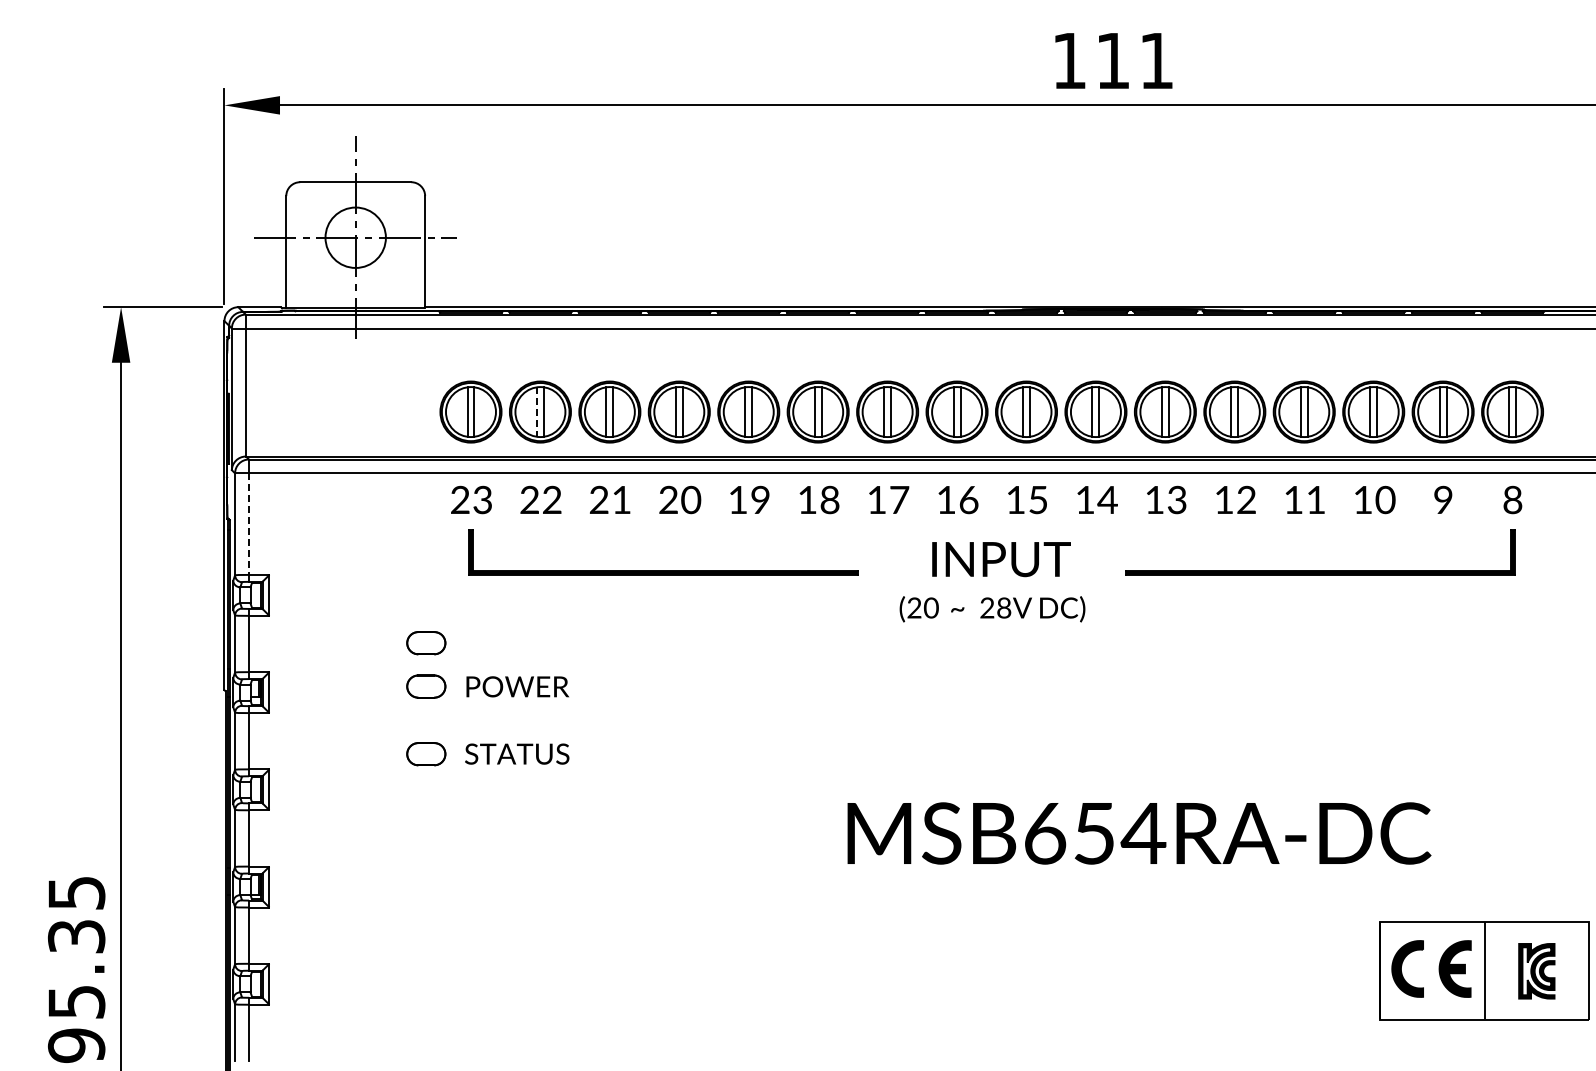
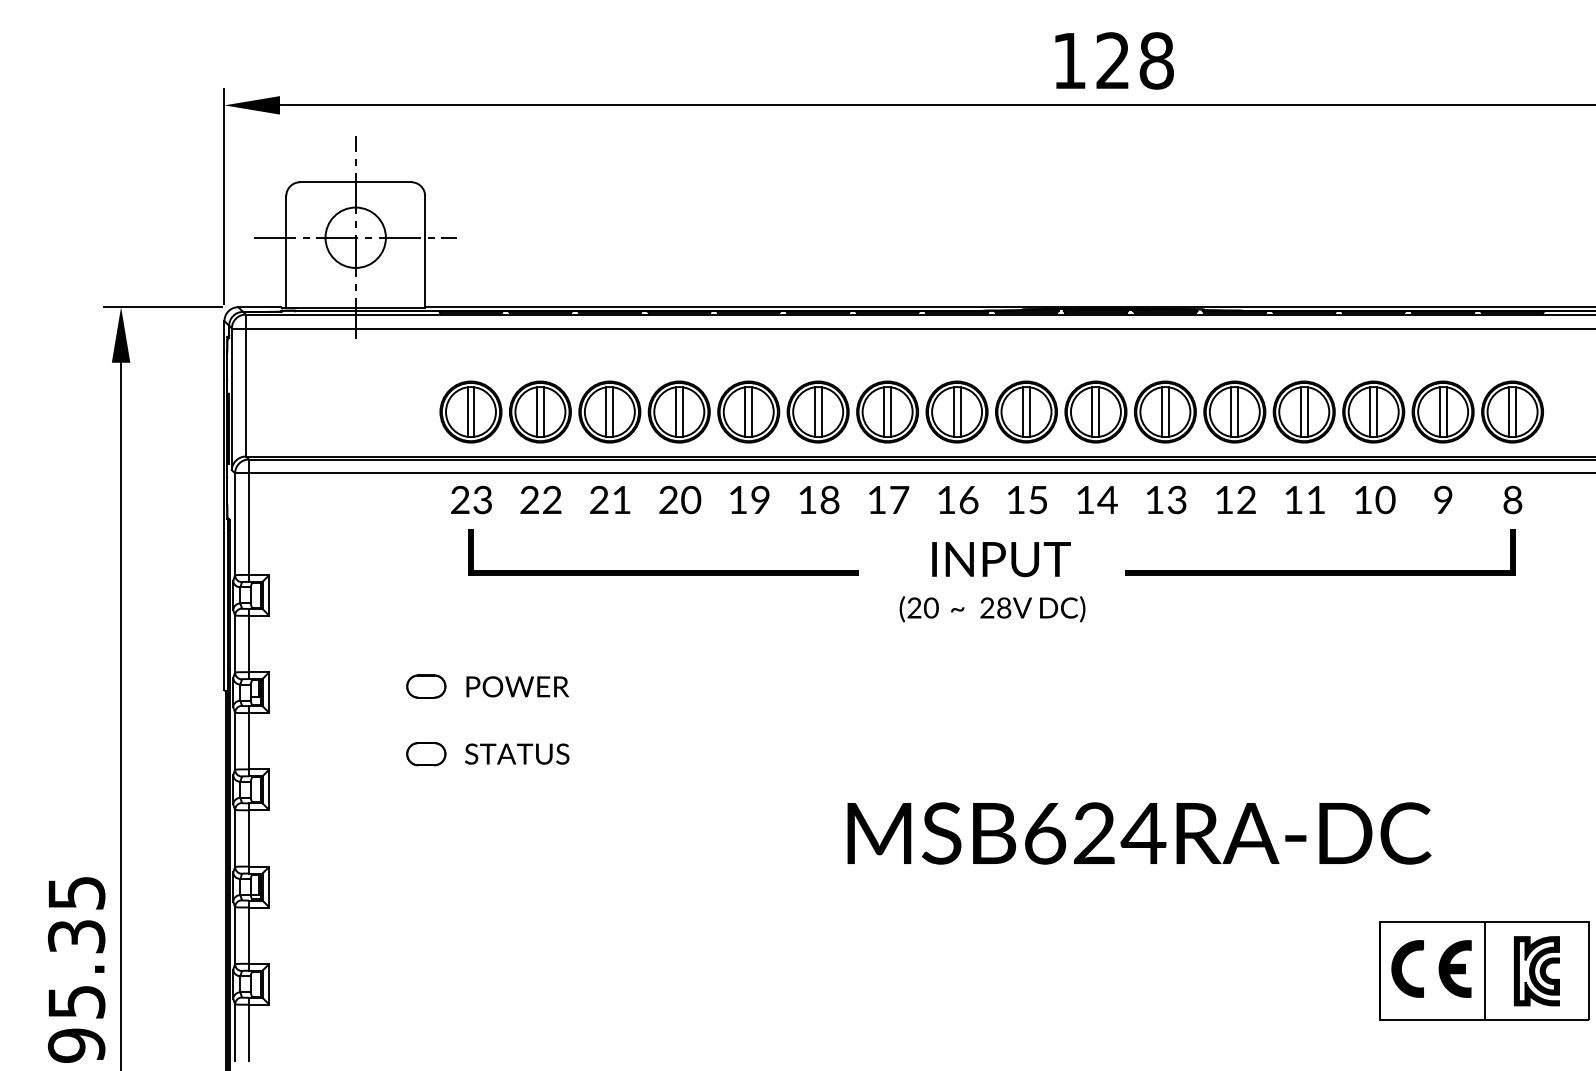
text: 111 -> 128 (1134, 60)
line: dashed -> solid (536, 412)
line: dashed -> solid (248, 524)
part: present -> none (426, 643)
text: MSB654RA-DC -> MSB624RA-DC (1093, 833)
part size: 38x57 px -> 47x71 px (1536, 971)
